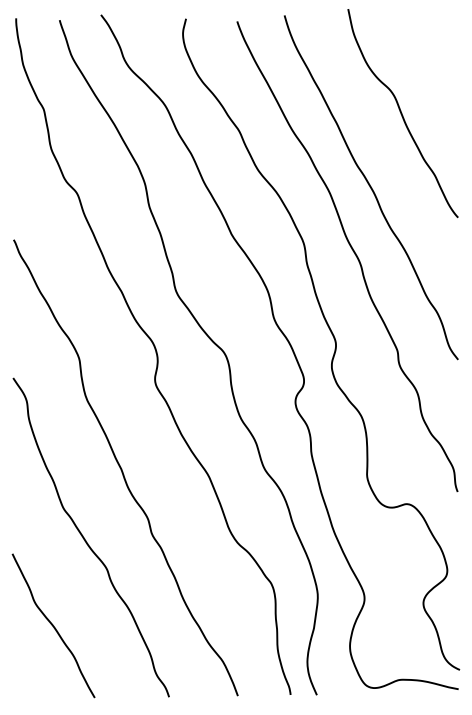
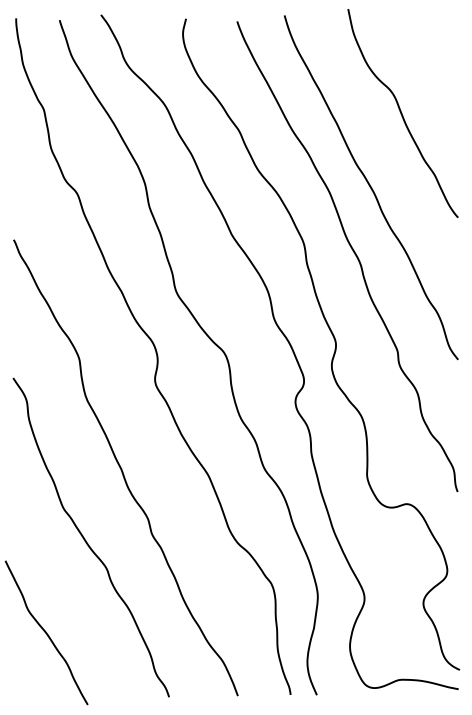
curve position: (53, 625) -> (46, 632) (46, 632)
